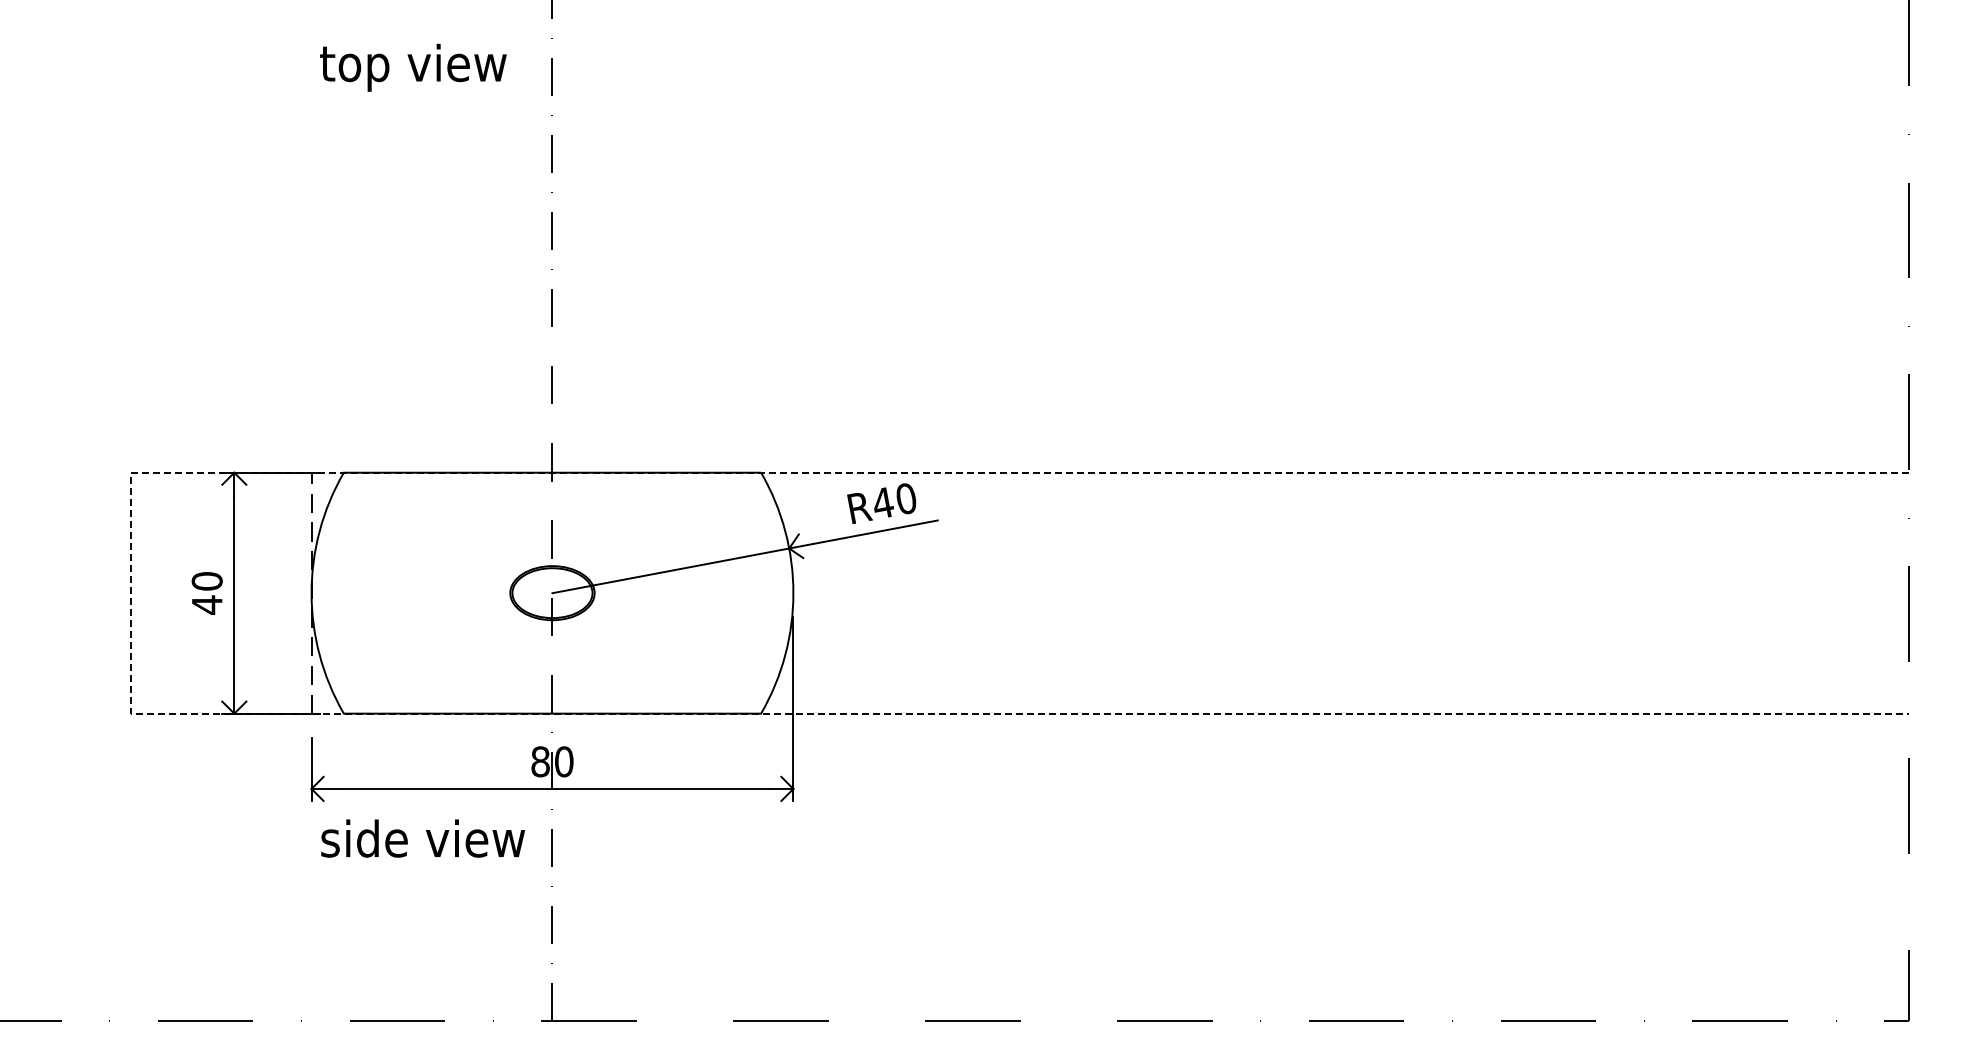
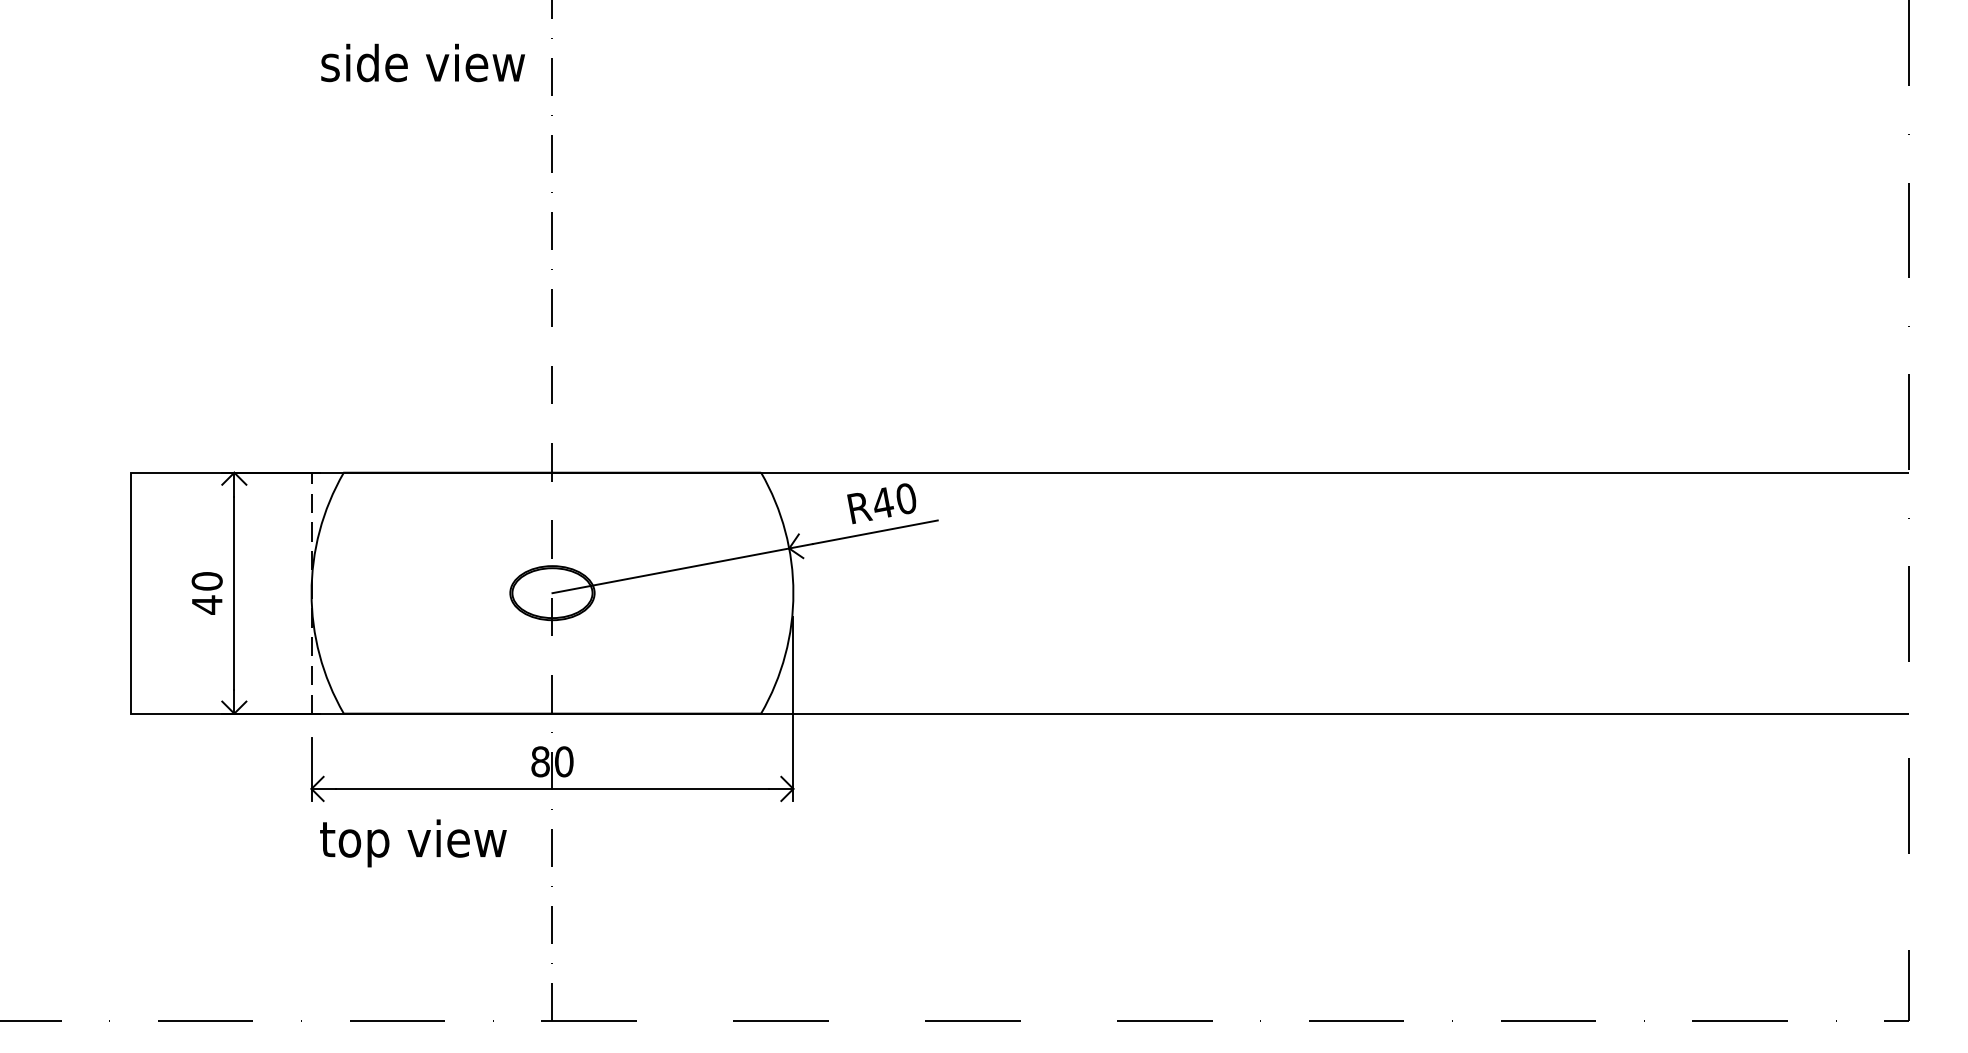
text: top view -> side view (422, 67)
line: dashed -> solid (130, 593)
text: side view -> top view (422, 843)
